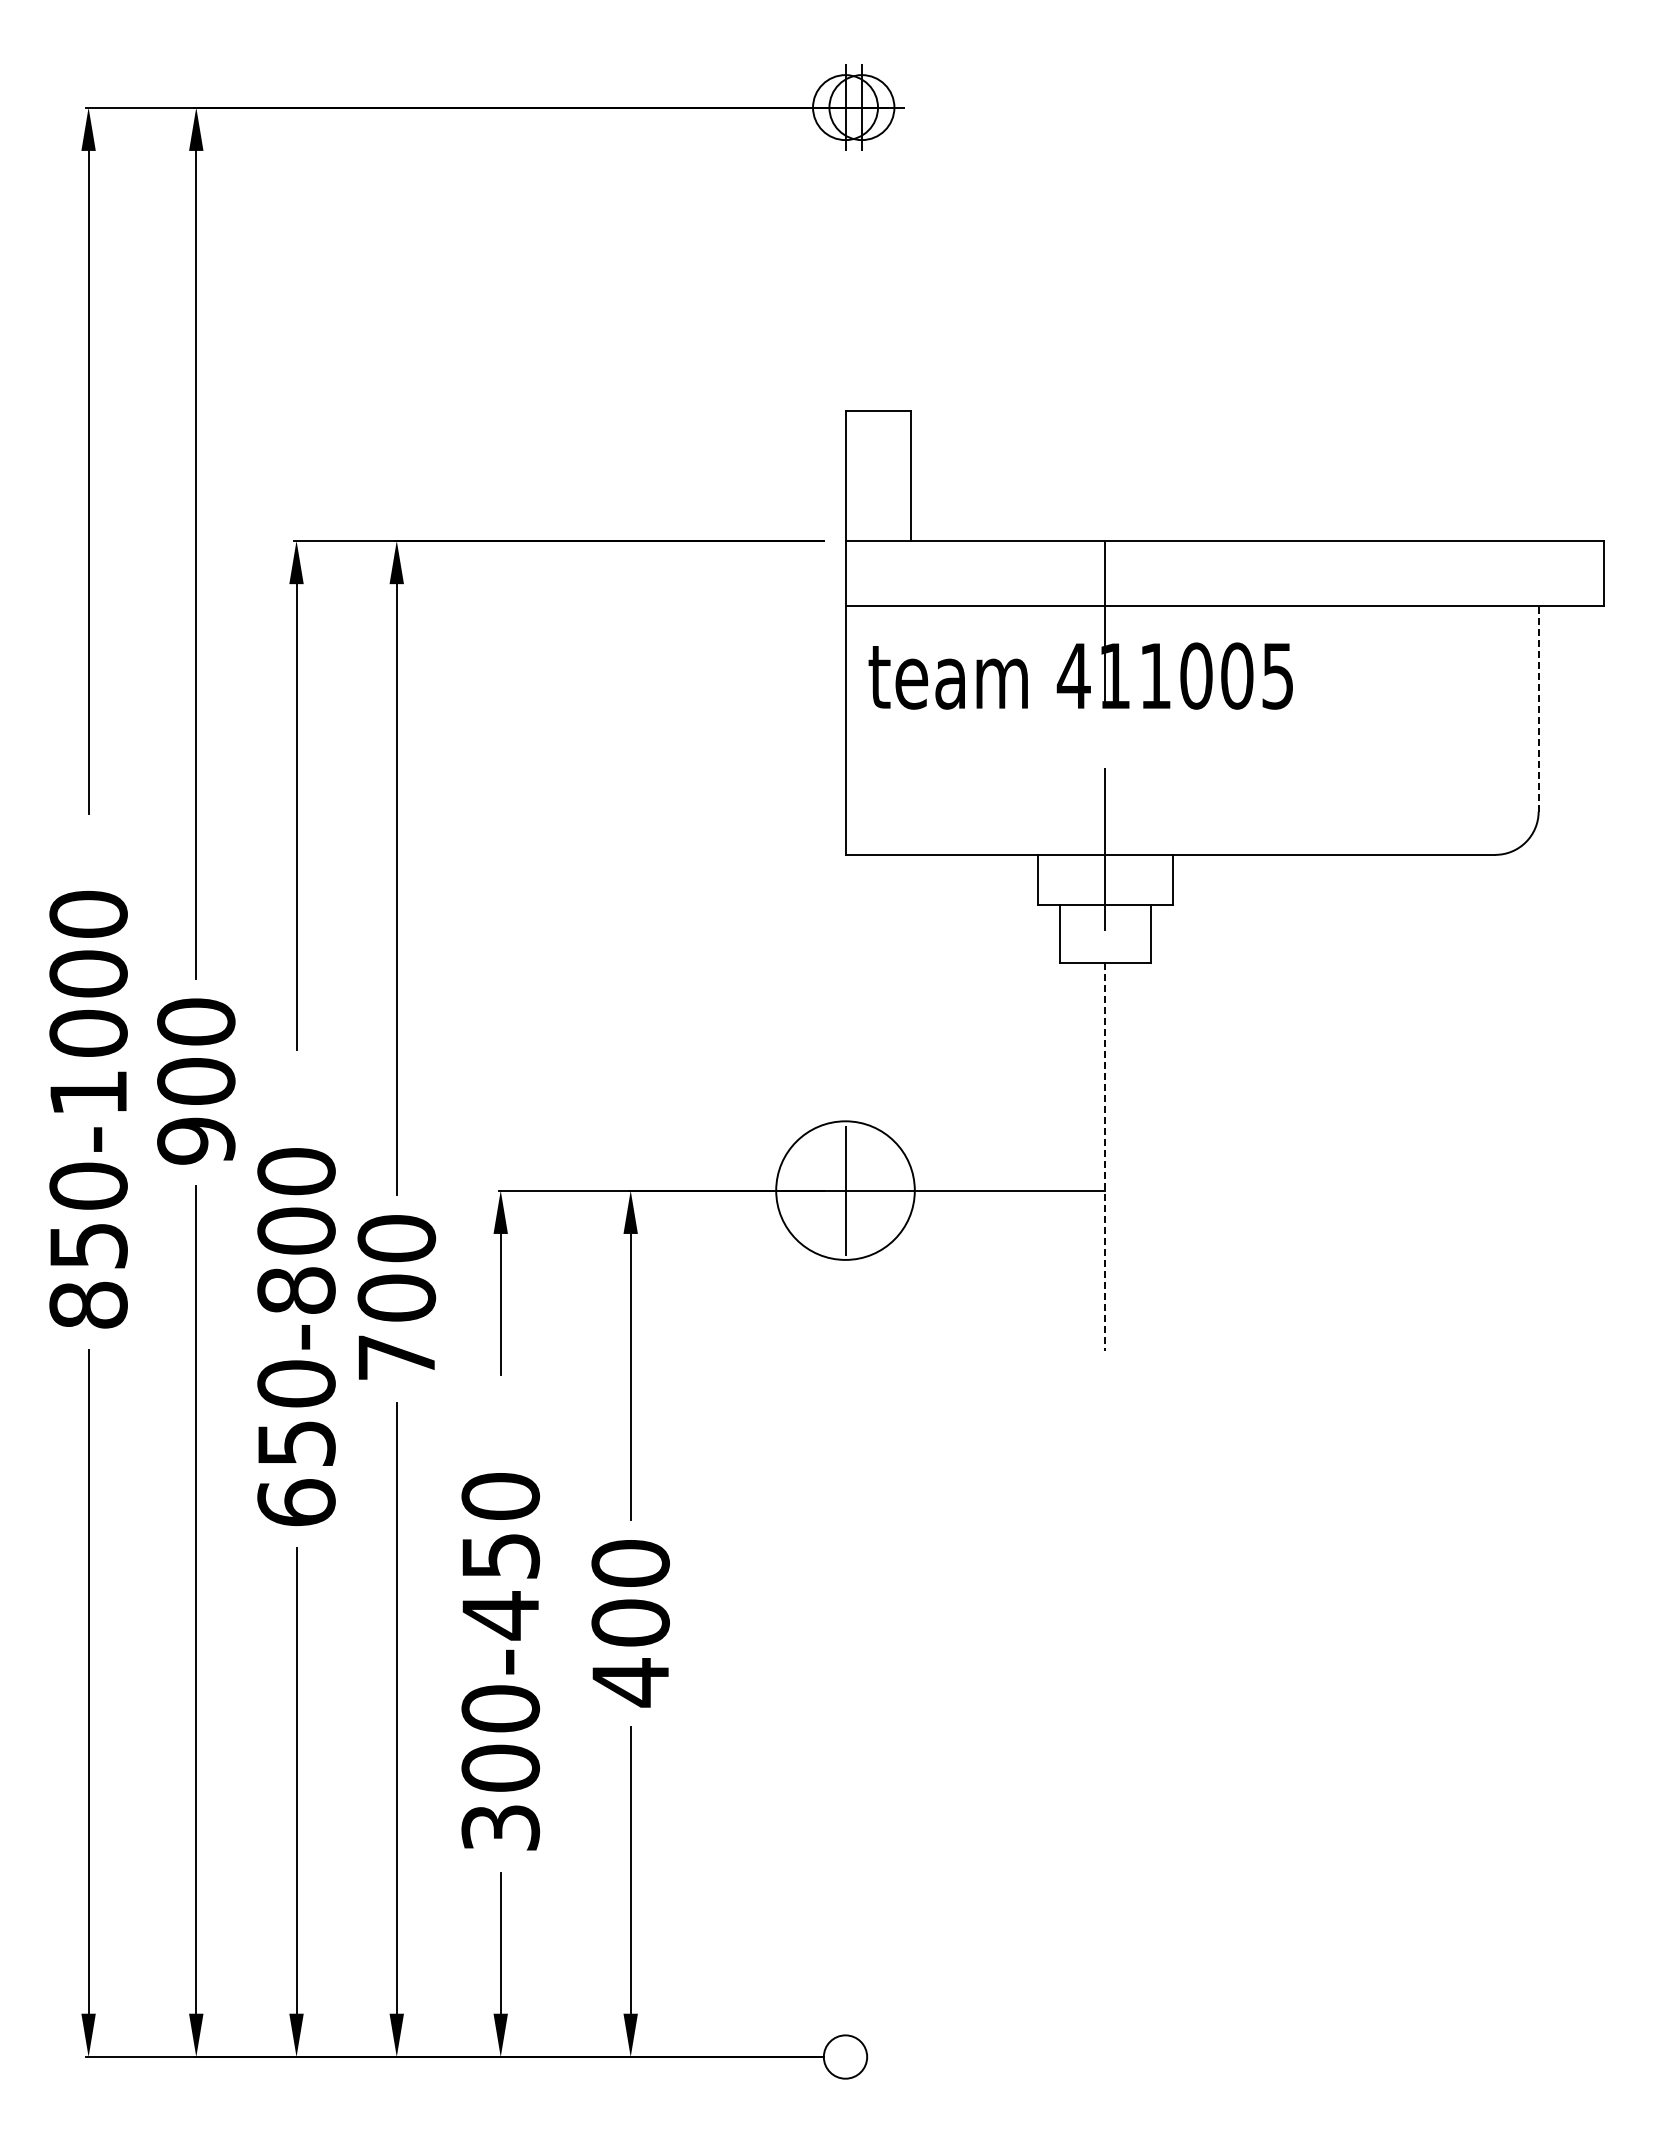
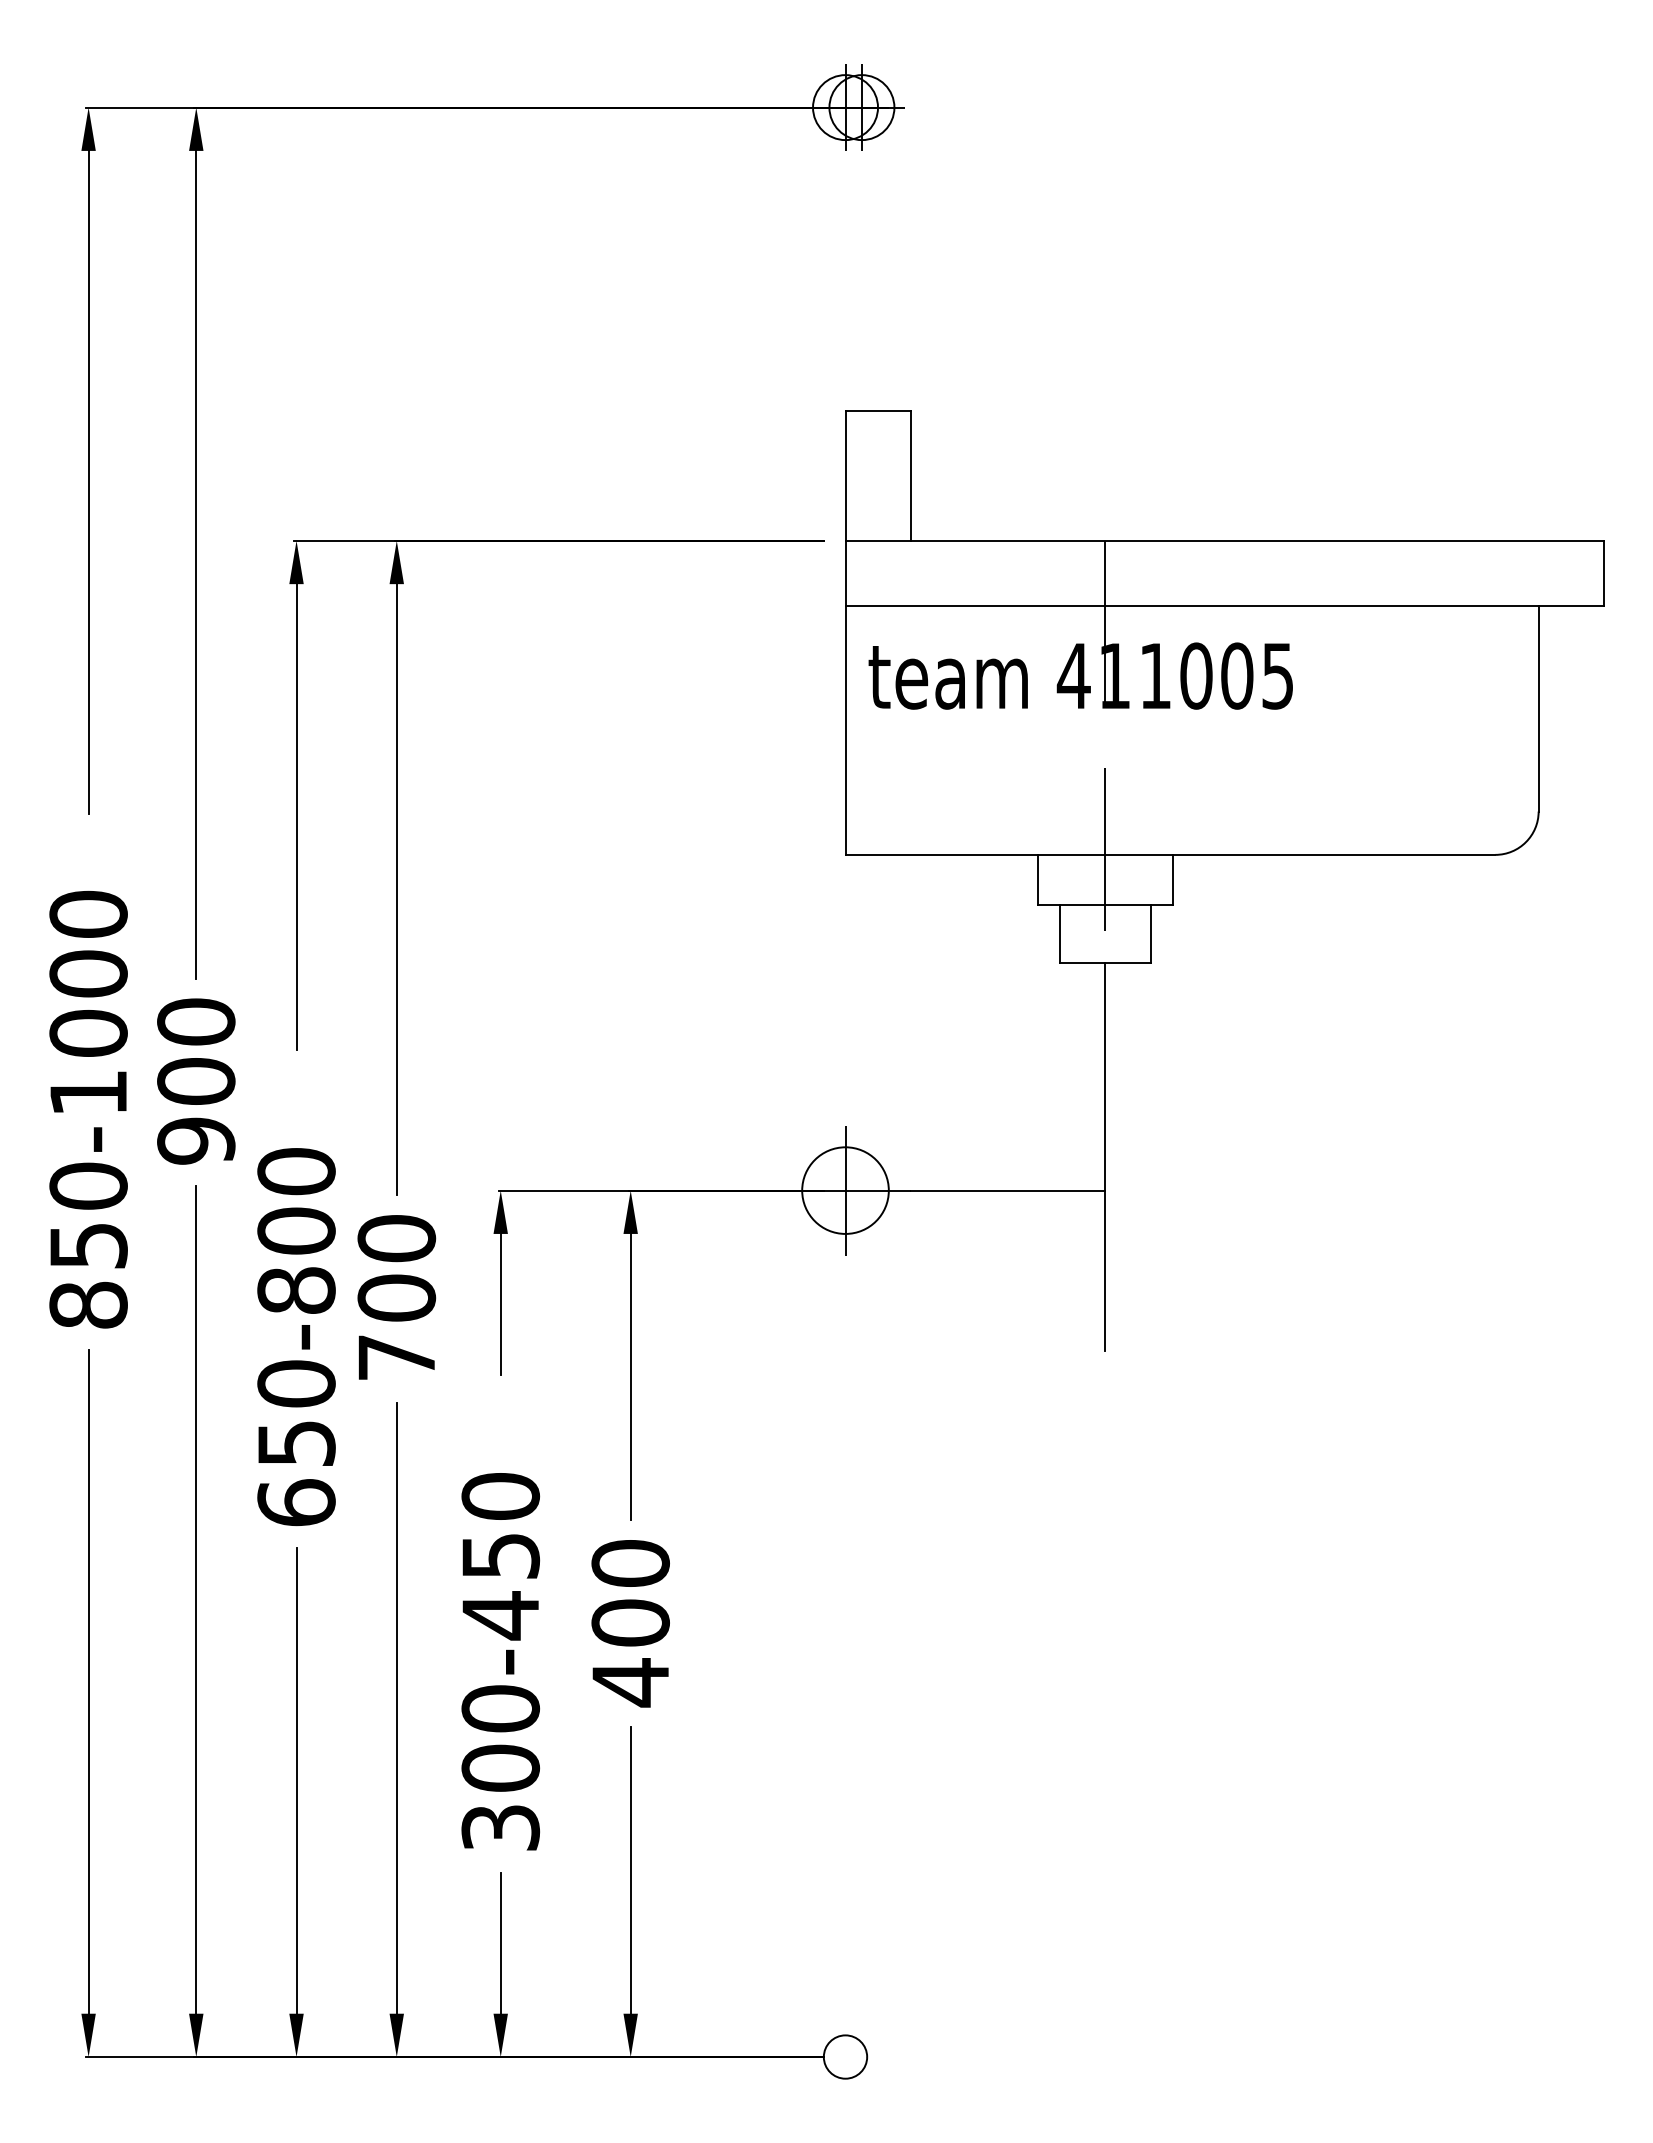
line: dashed -> solid (1538, 708)
line: dashed -> solid (1105, 1157)
circle diameter: 139 px -> 87 px (845, 1190)
